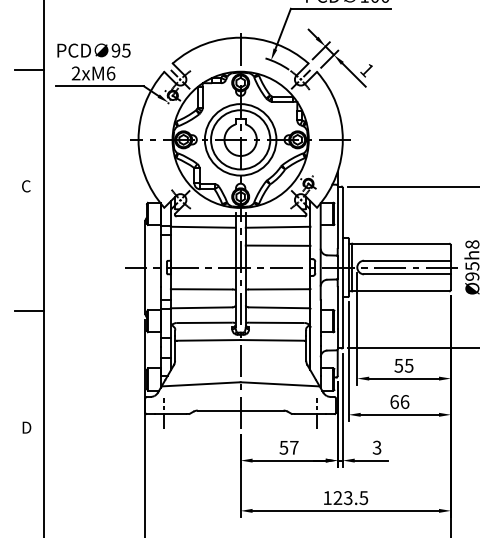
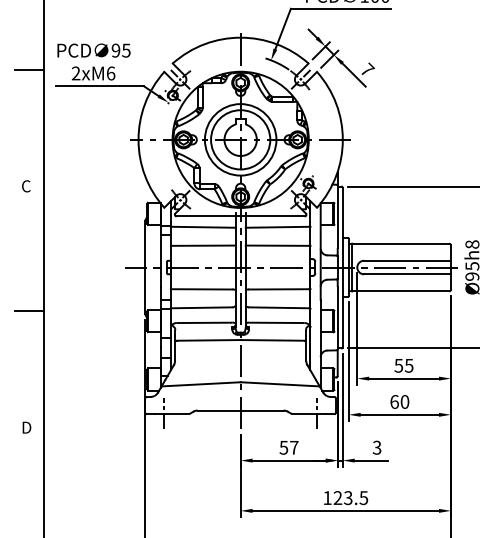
text: 1 -> 7 (367, 69)
line: none -> present (202, 245)
text: 66 -> 60 (404, 401)
